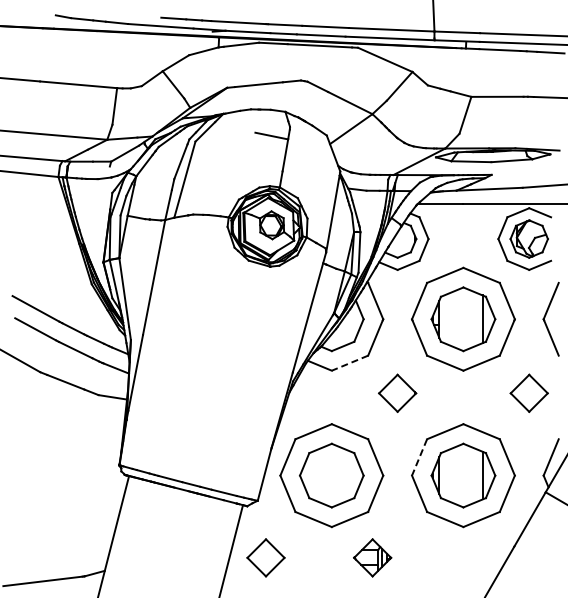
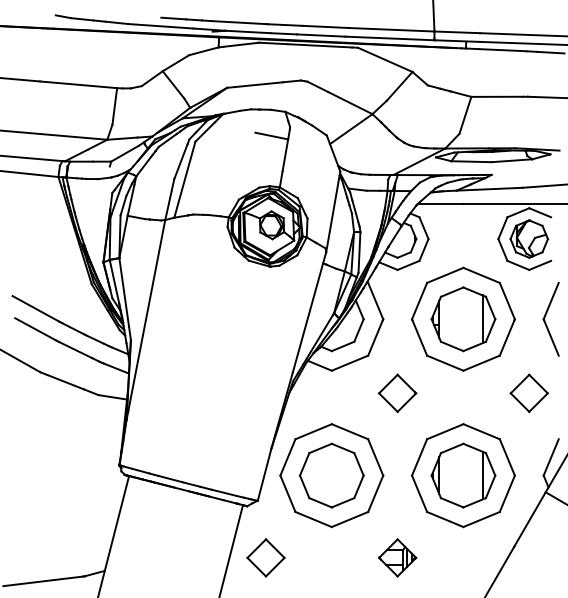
line: dashed -> solid (350, 363)
line: dashed -> solid (419, 457)
part position: (372, 557) -> (397, 557) (397, 557)
